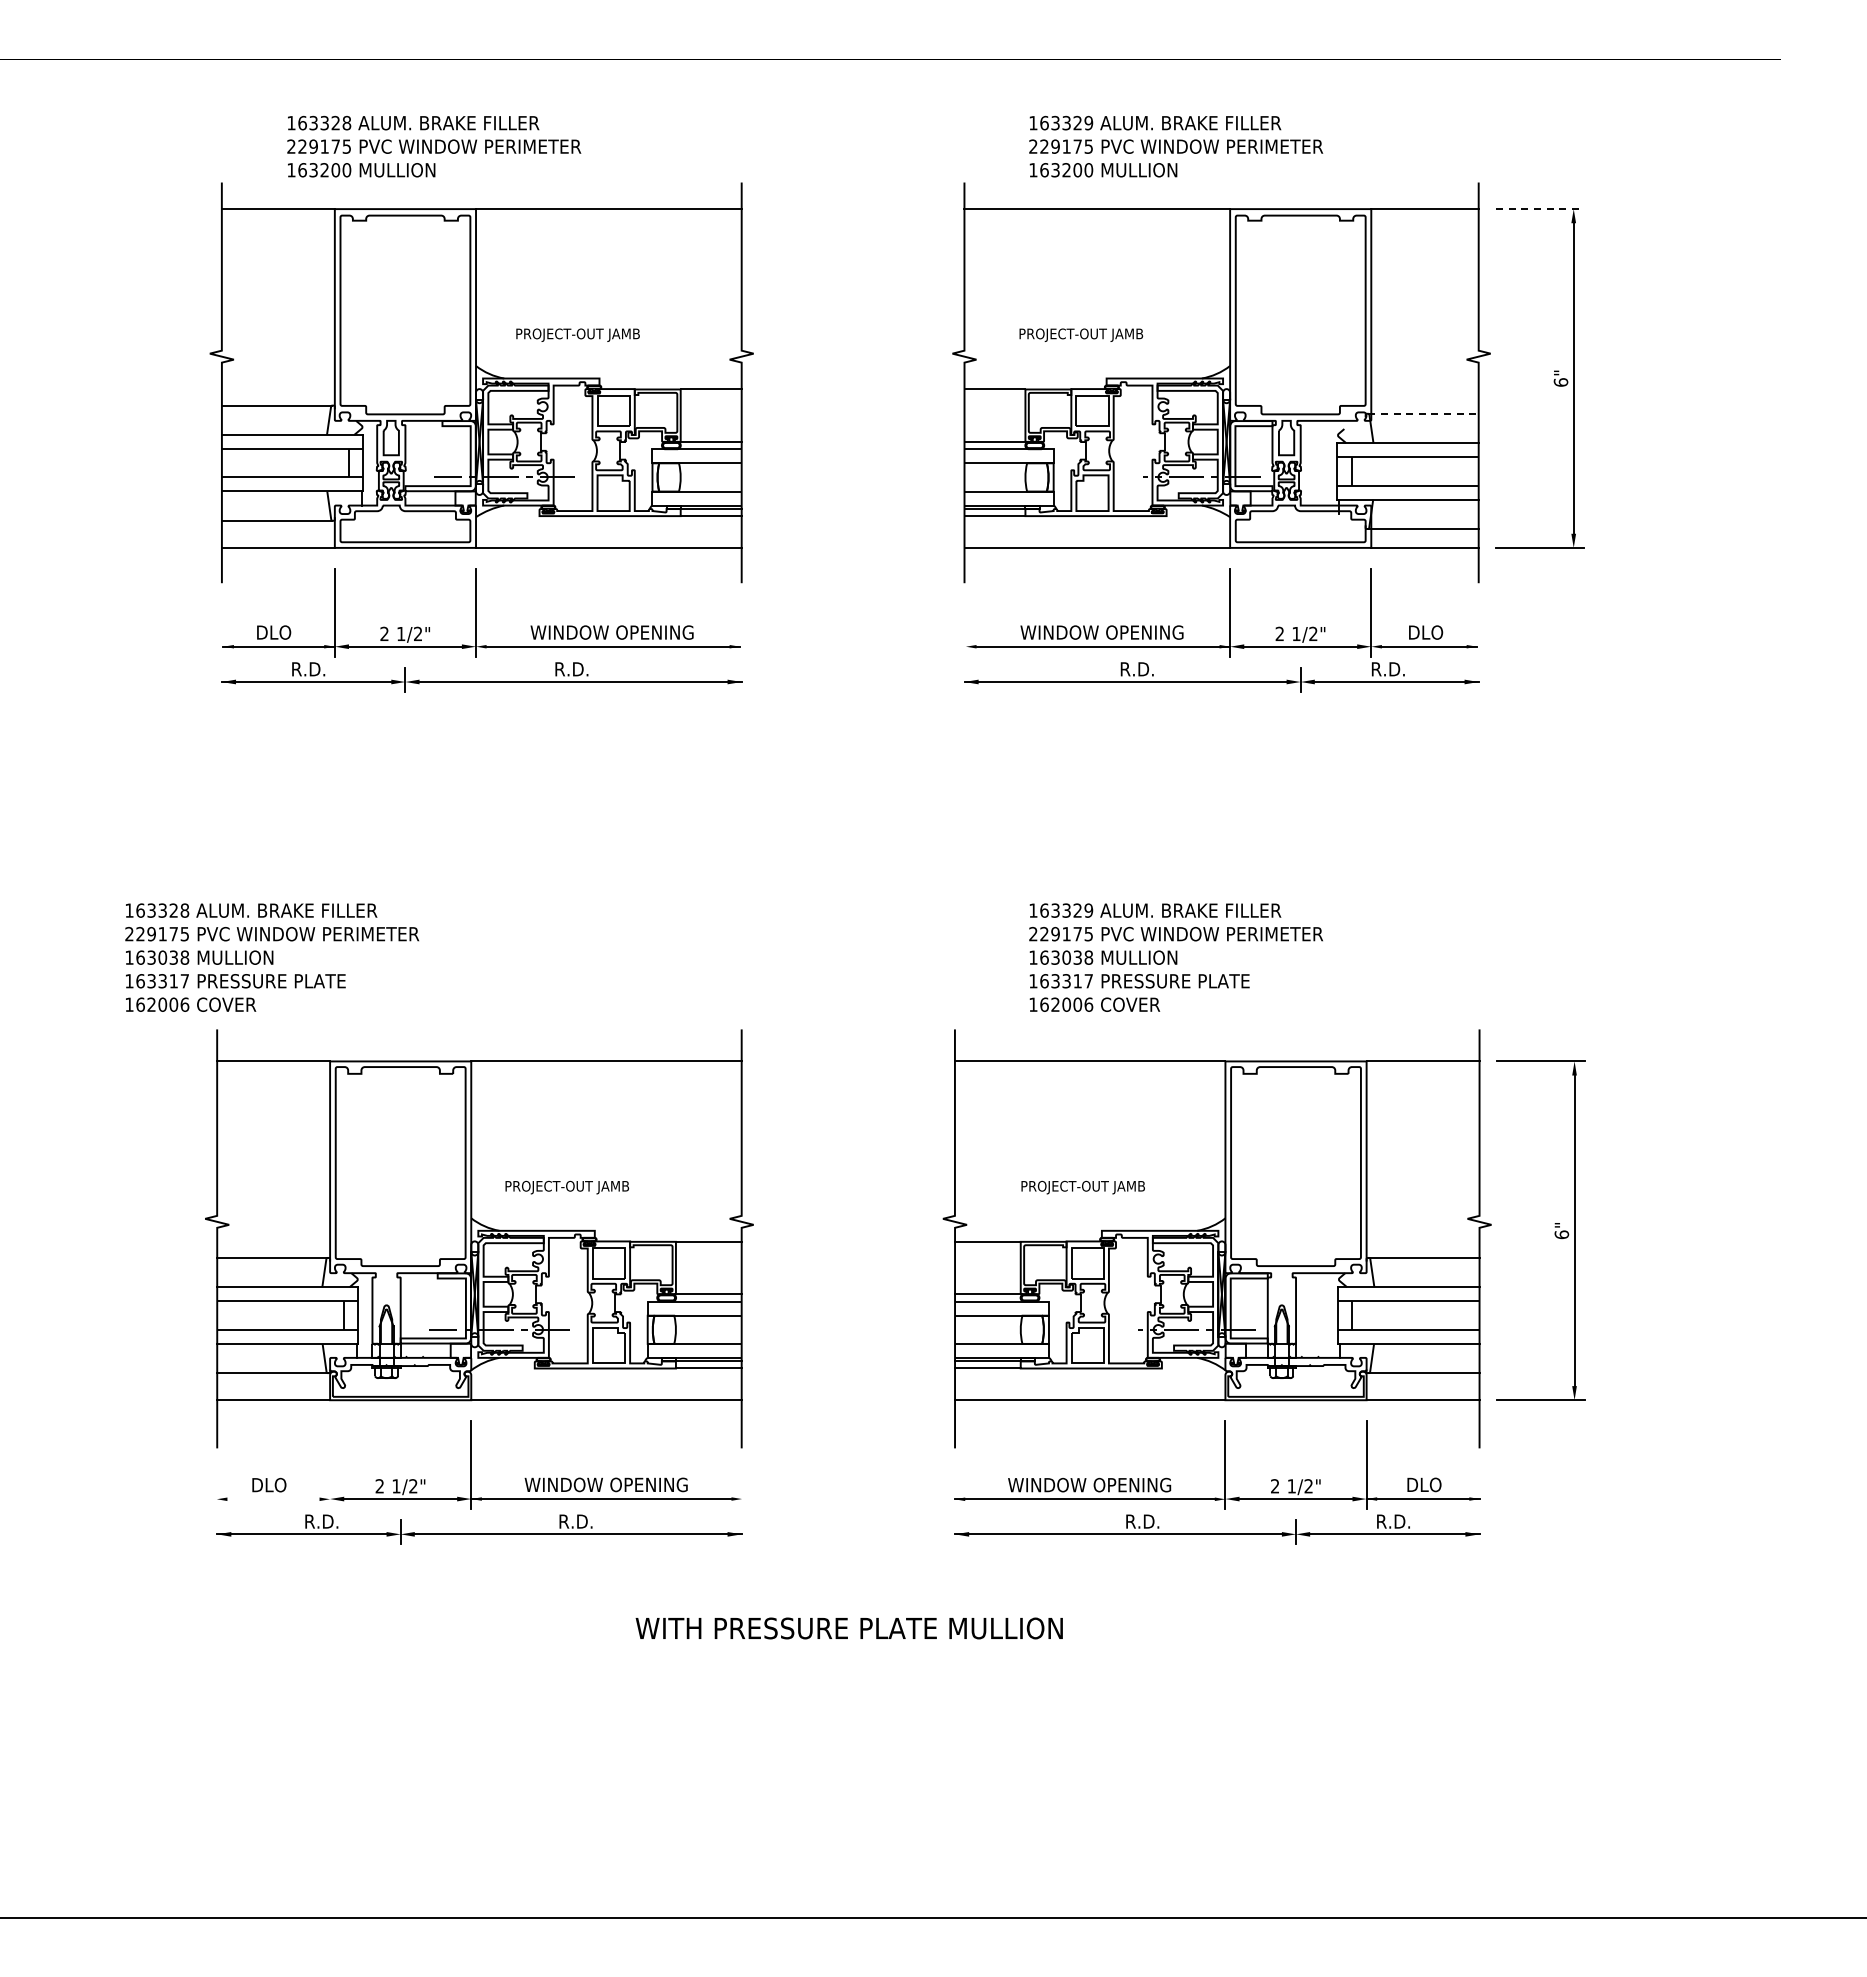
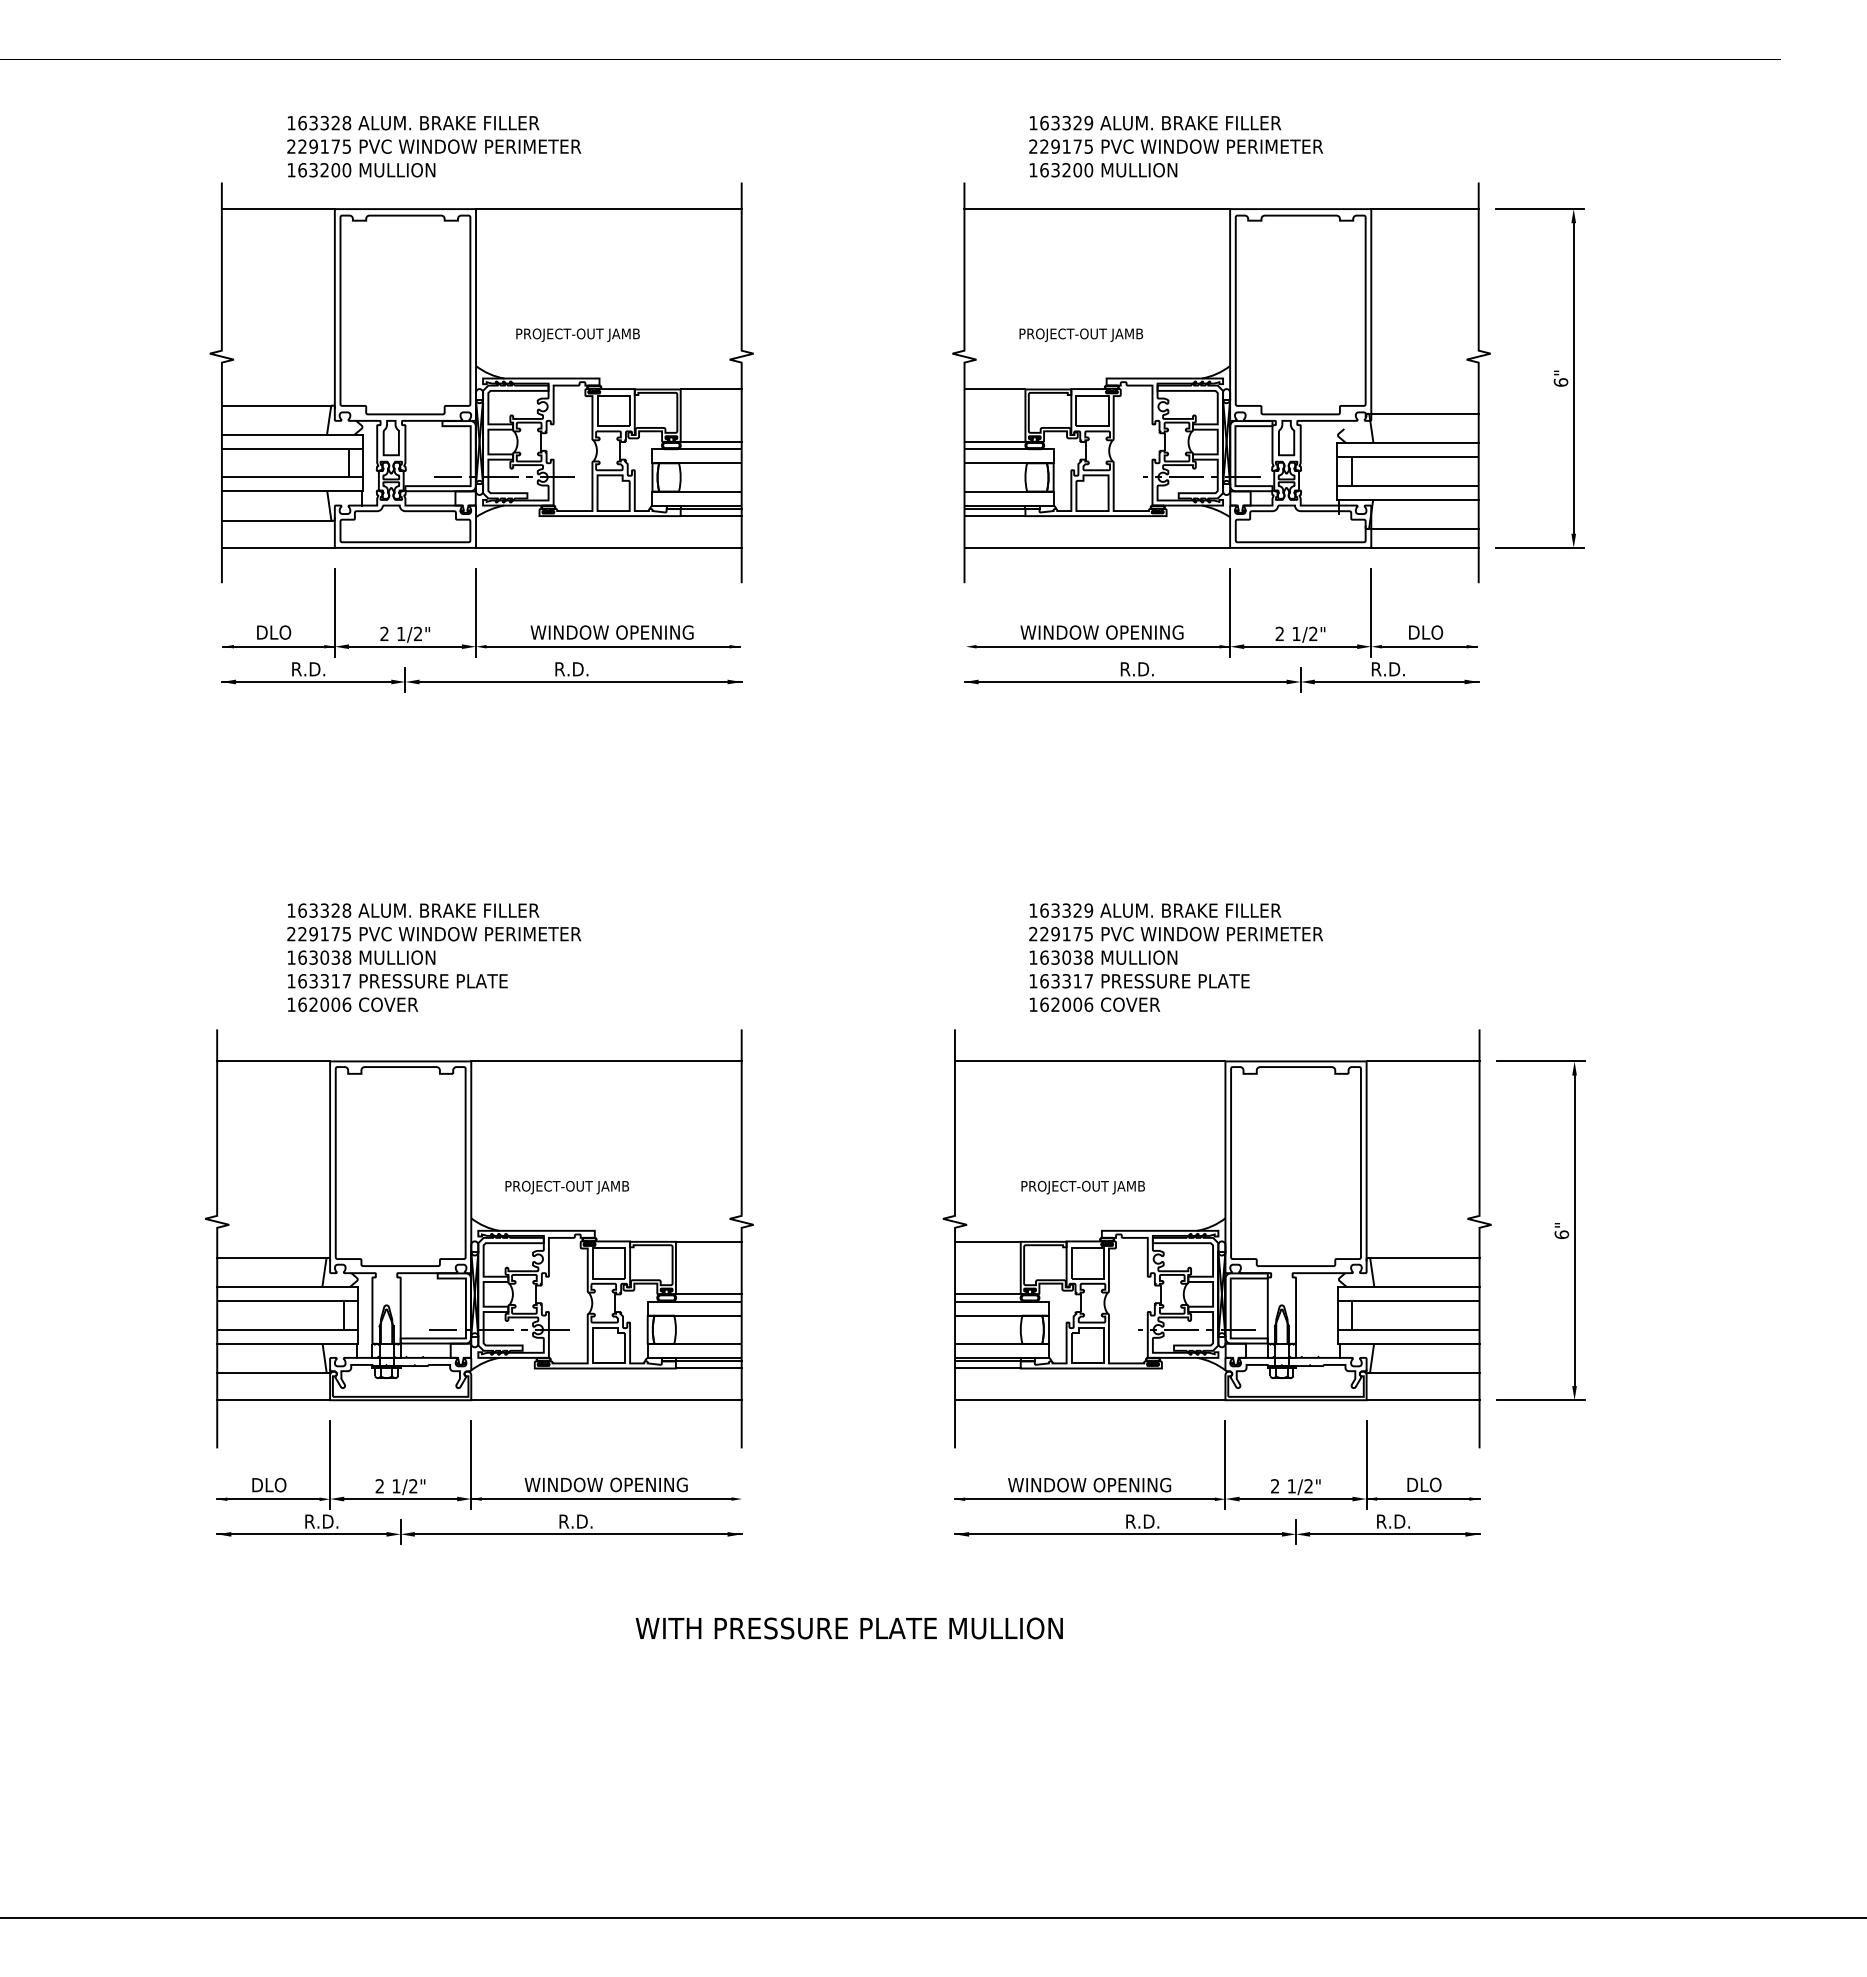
line: dashed -> solid (1539, 209)
line: dashed -> solid (1423, 413)
text position: (272, 957) -> (434, 957) (434, 957)
line: none -> present (330, 1465)
line: none -> present (267, 1499)
